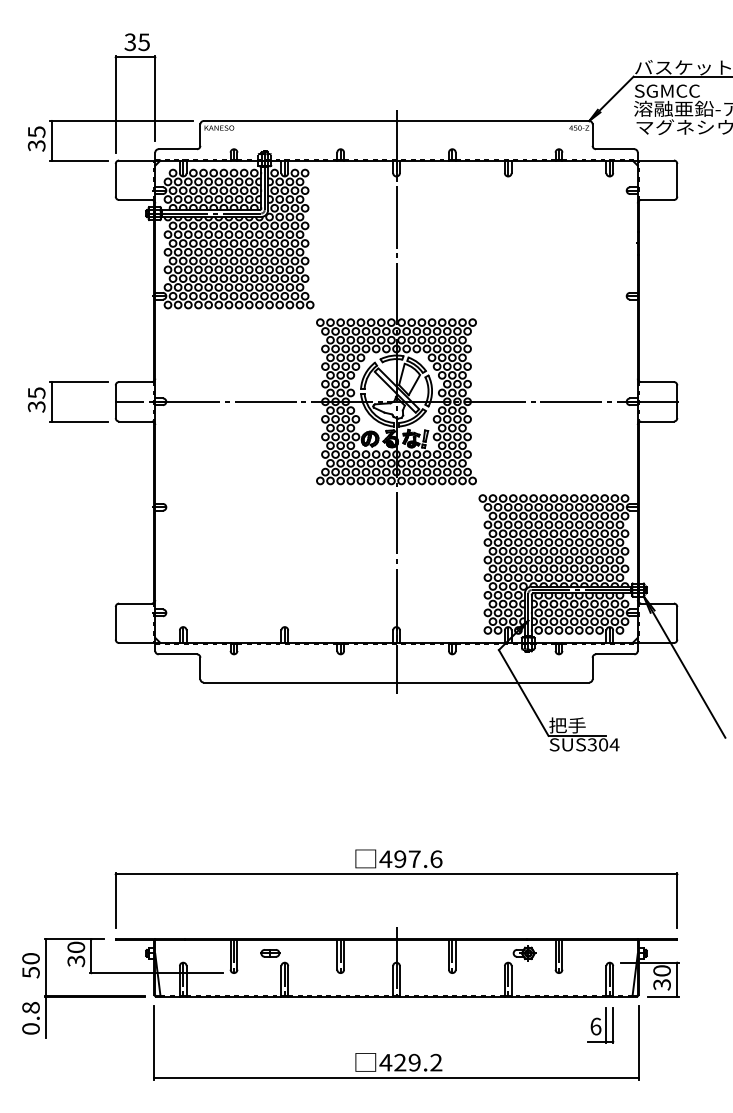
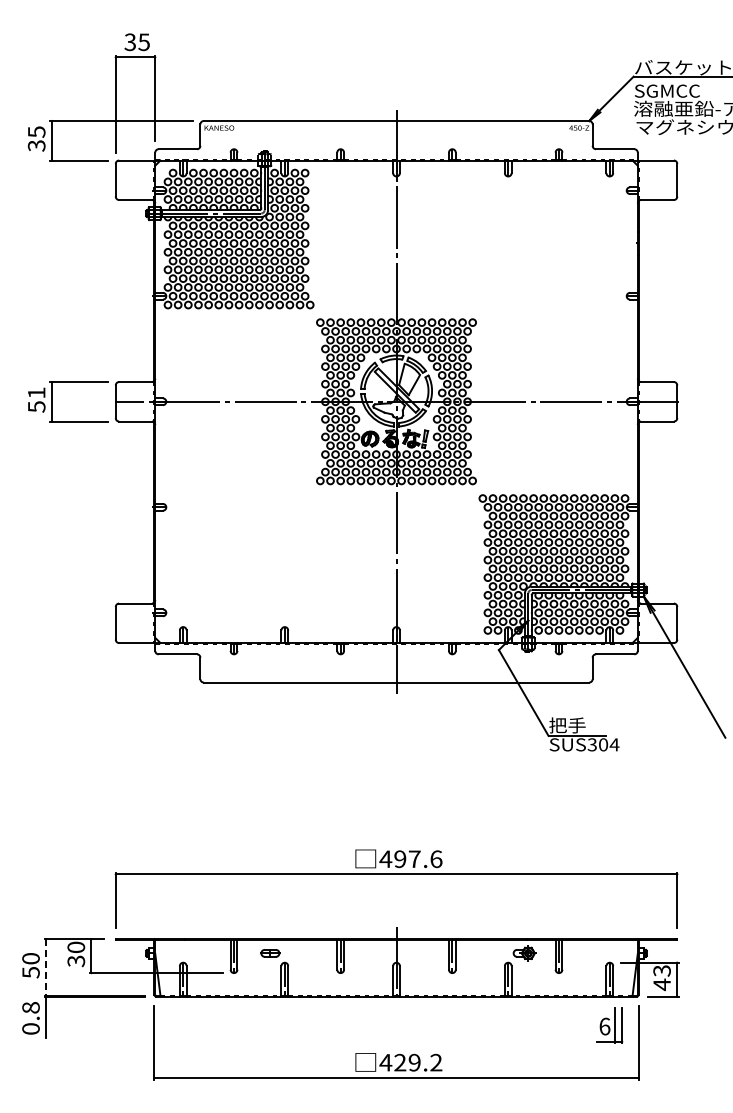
text: 35 -> 51 (36, 399)
line: solid -> dashed (46, 967)
text: 30 -> 43 (661, 978)
part position: (600, 1025) -> (609, 1025) (609, 1025)
